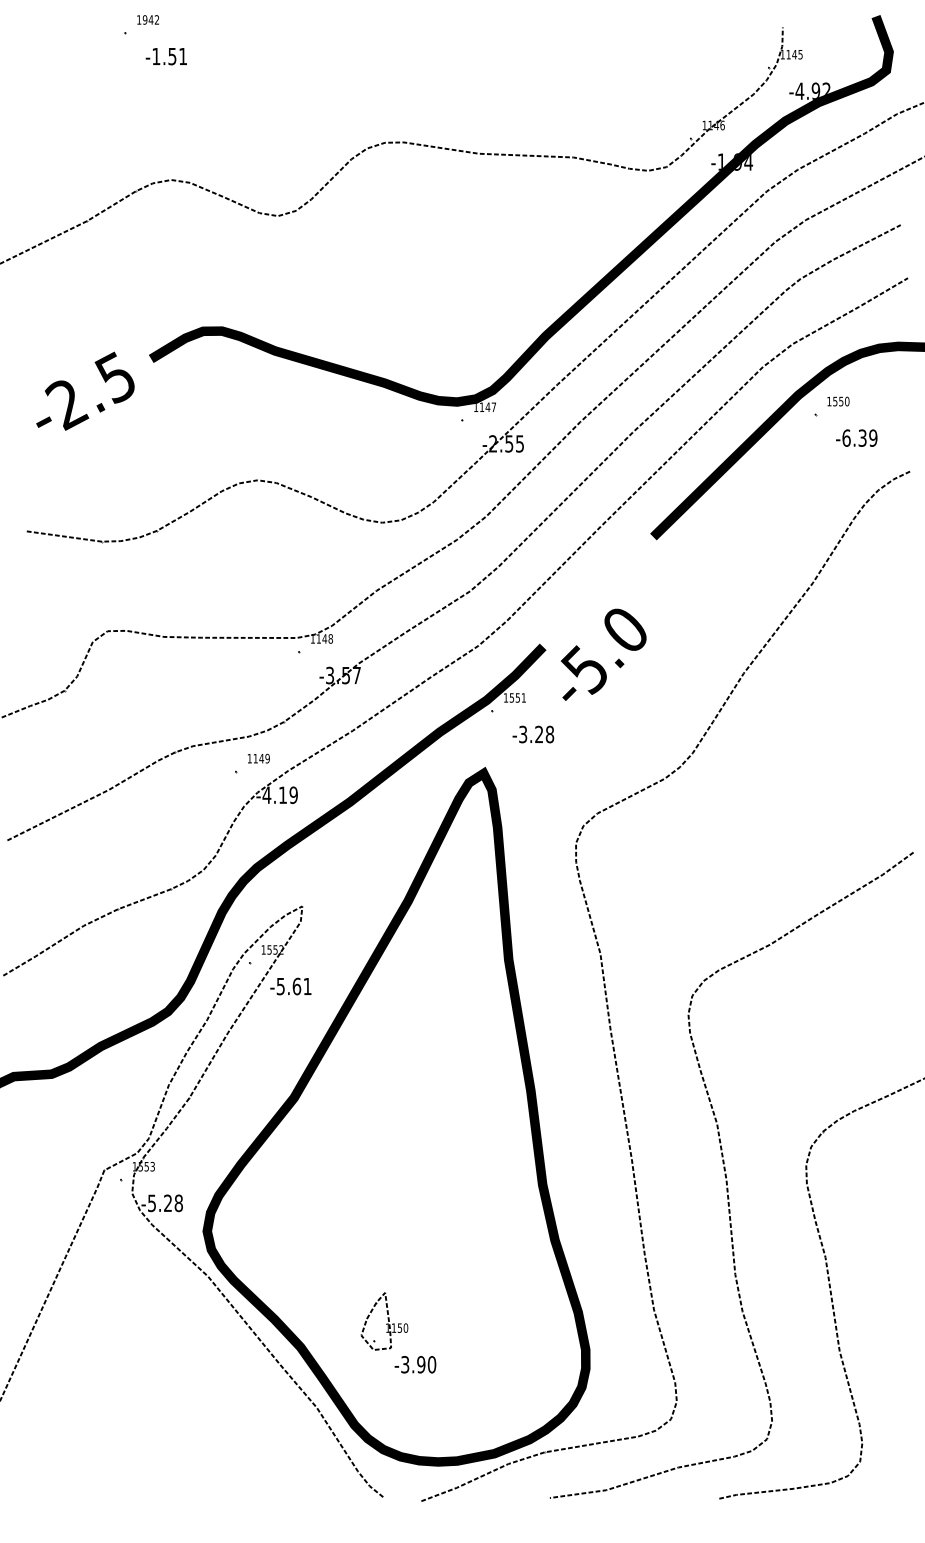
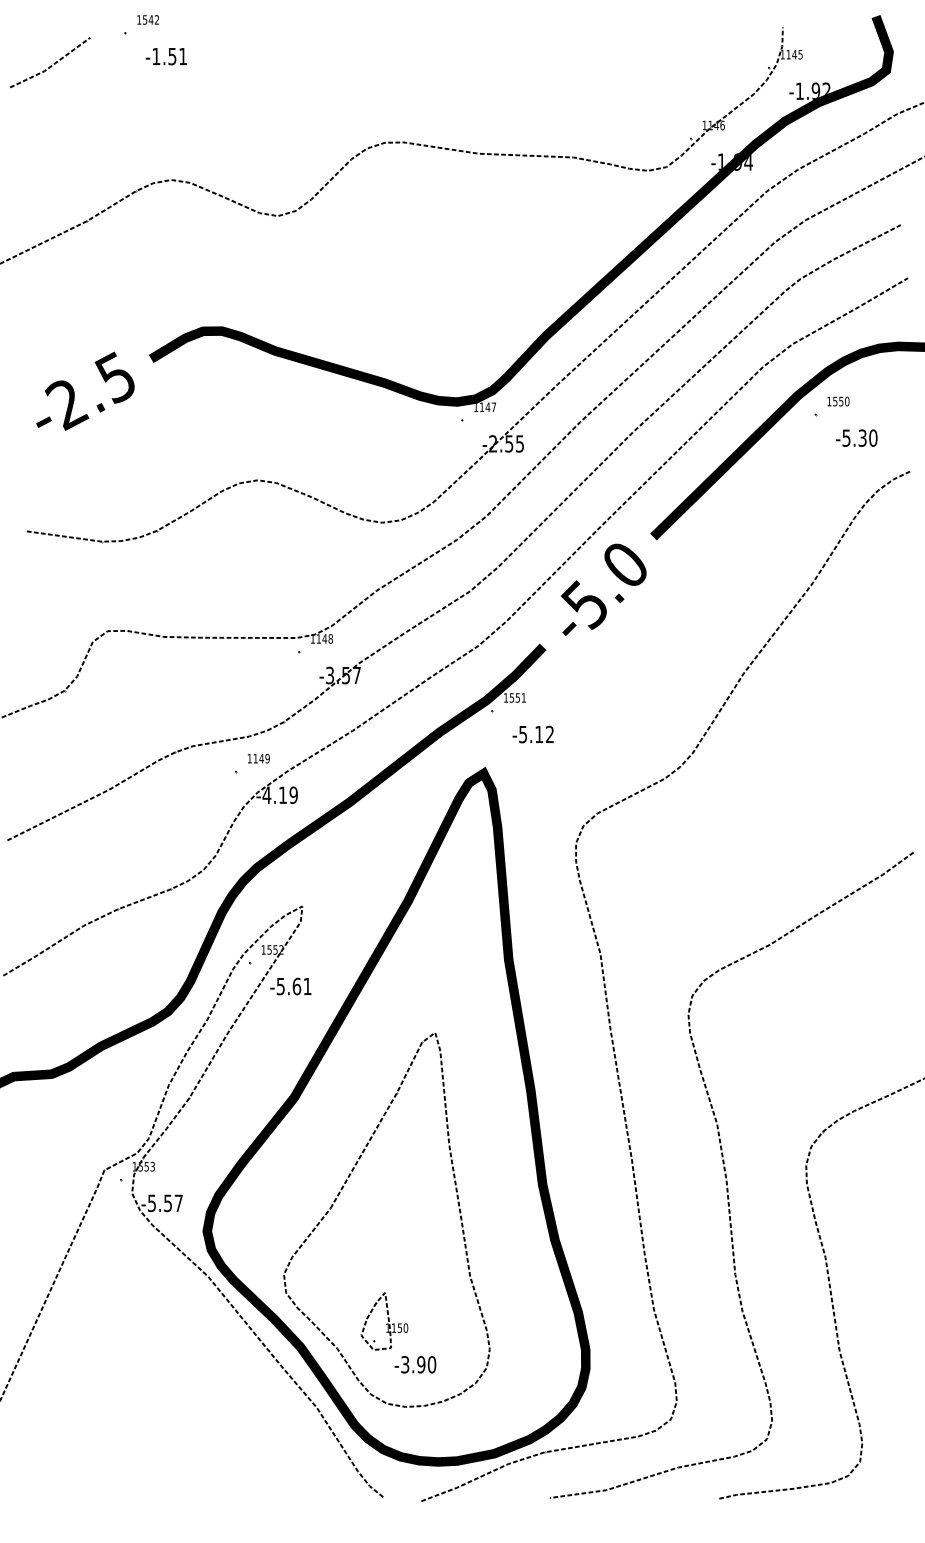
text: 1942 -> 1542 (144, 19)
line: none -> present (50, 65)
text: -4.92 -> -1.92 (799, 90)
text: -6.39 -> -5.30 (859, 437)
text position: (603, 654) -> (603, 589) (603, 589)
text: -3.28 -> -5.12 (536, 734)
part: none -> present (339, 1195)
text: -5.28 -> -5.57 (173, 1203)
